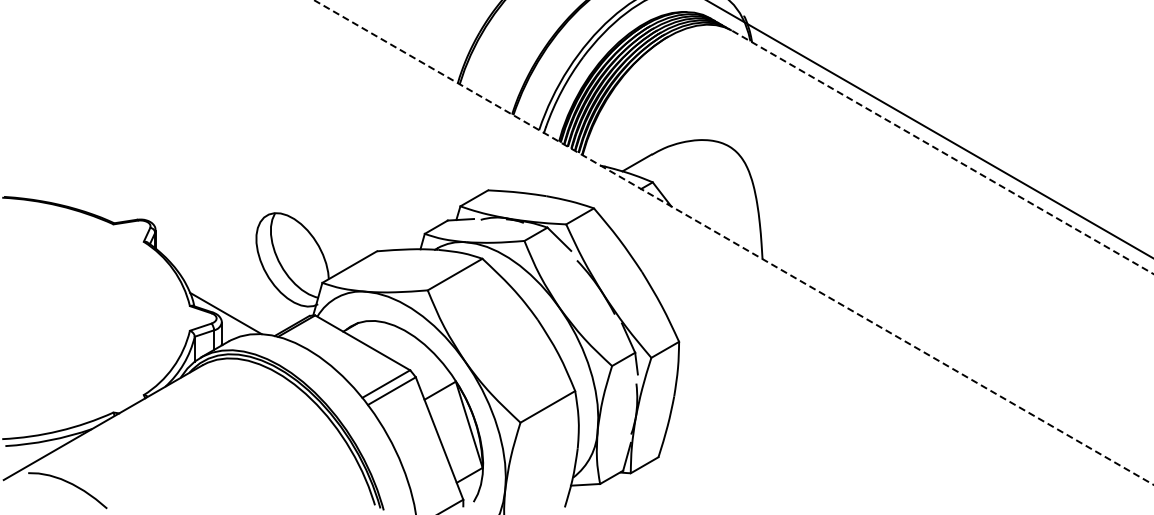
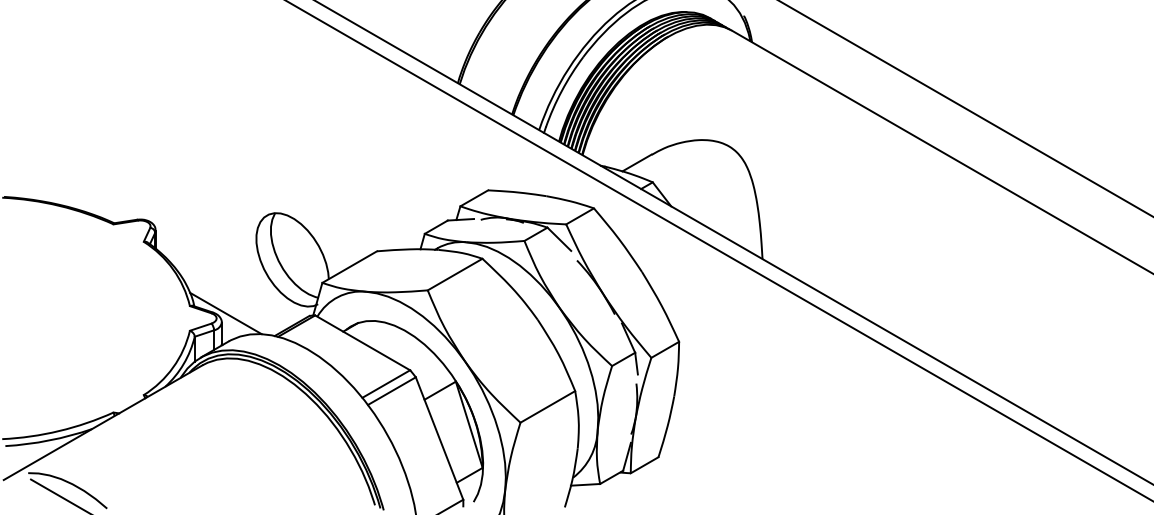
line position: (929, 129) -> (965, 108) (965, 108)
line: dashed -> solid (942, 152)
line: dashed -> solid (733, 242)
line: none -> present (719, 250)
line: none -> present (58, 495)
